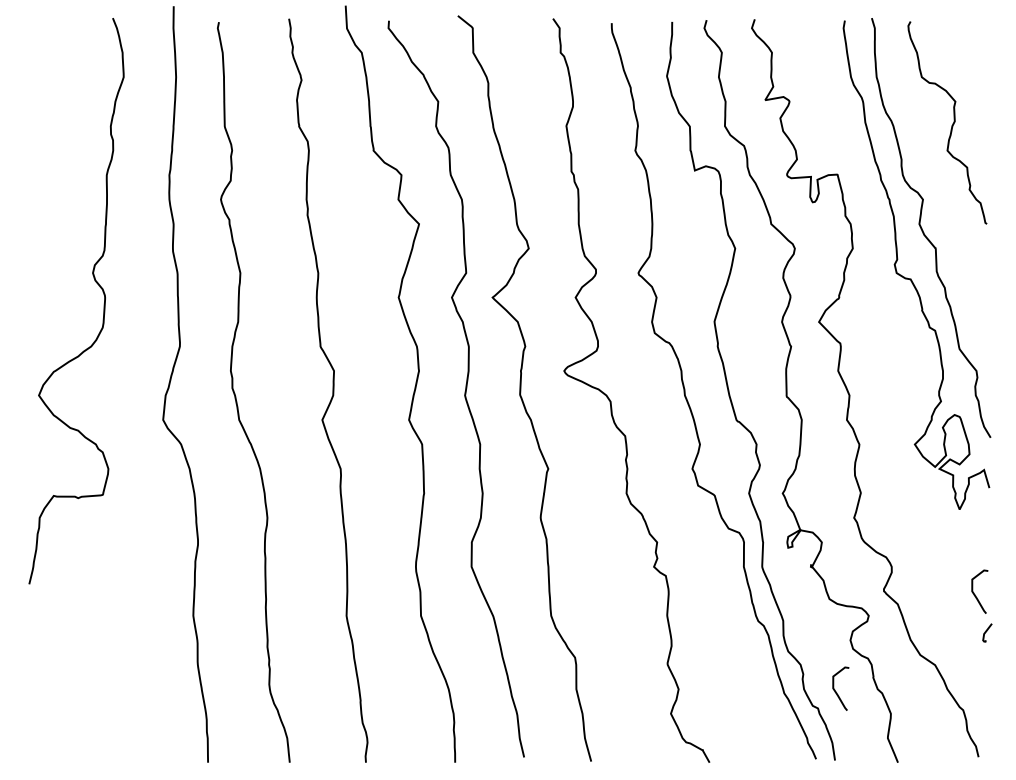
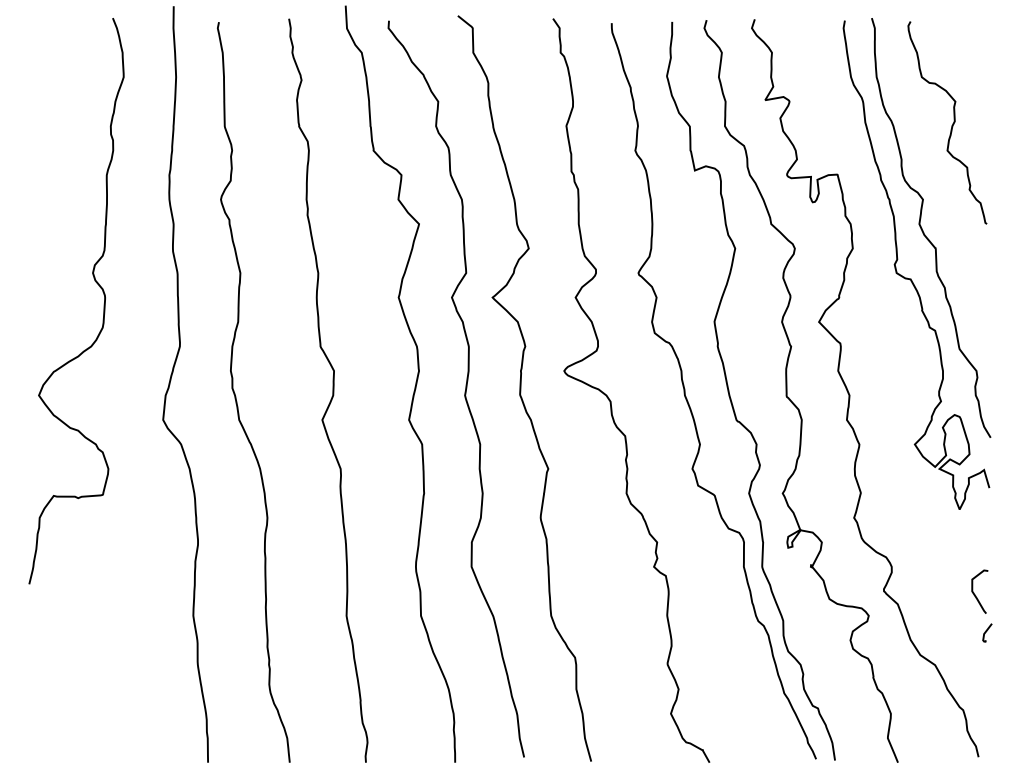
curve: present -> none (836, 691)
